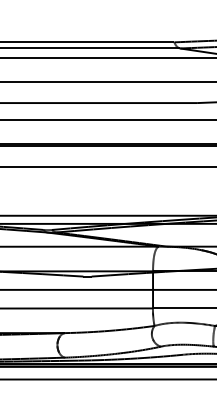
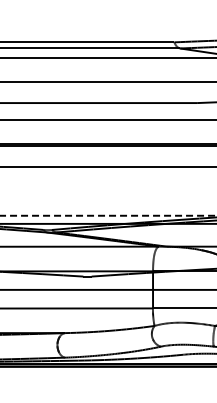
line: solid -> dashed (108, 215)
line: present -> none (107, 379)
